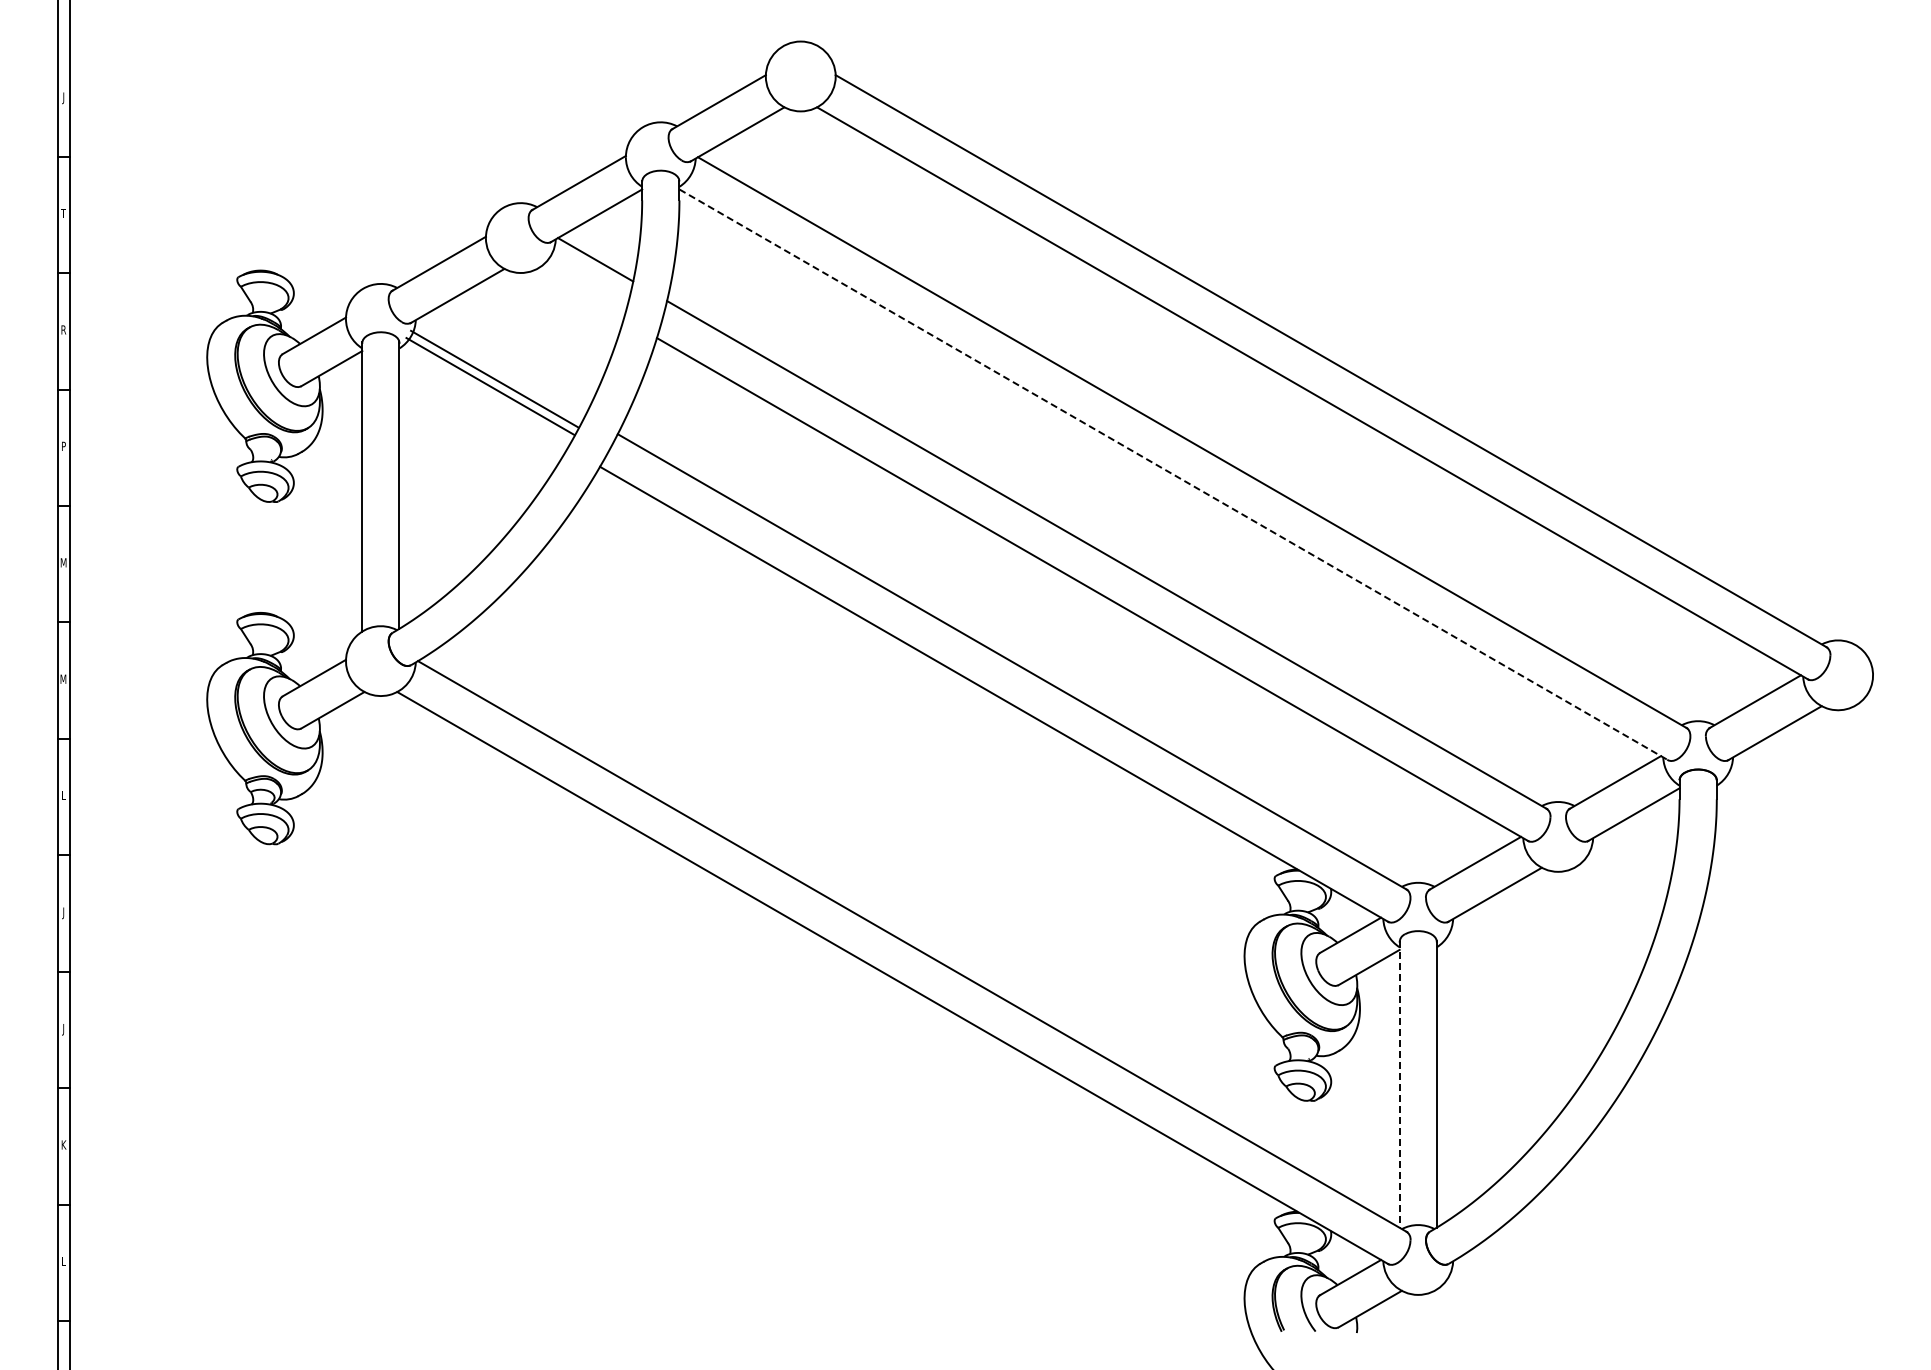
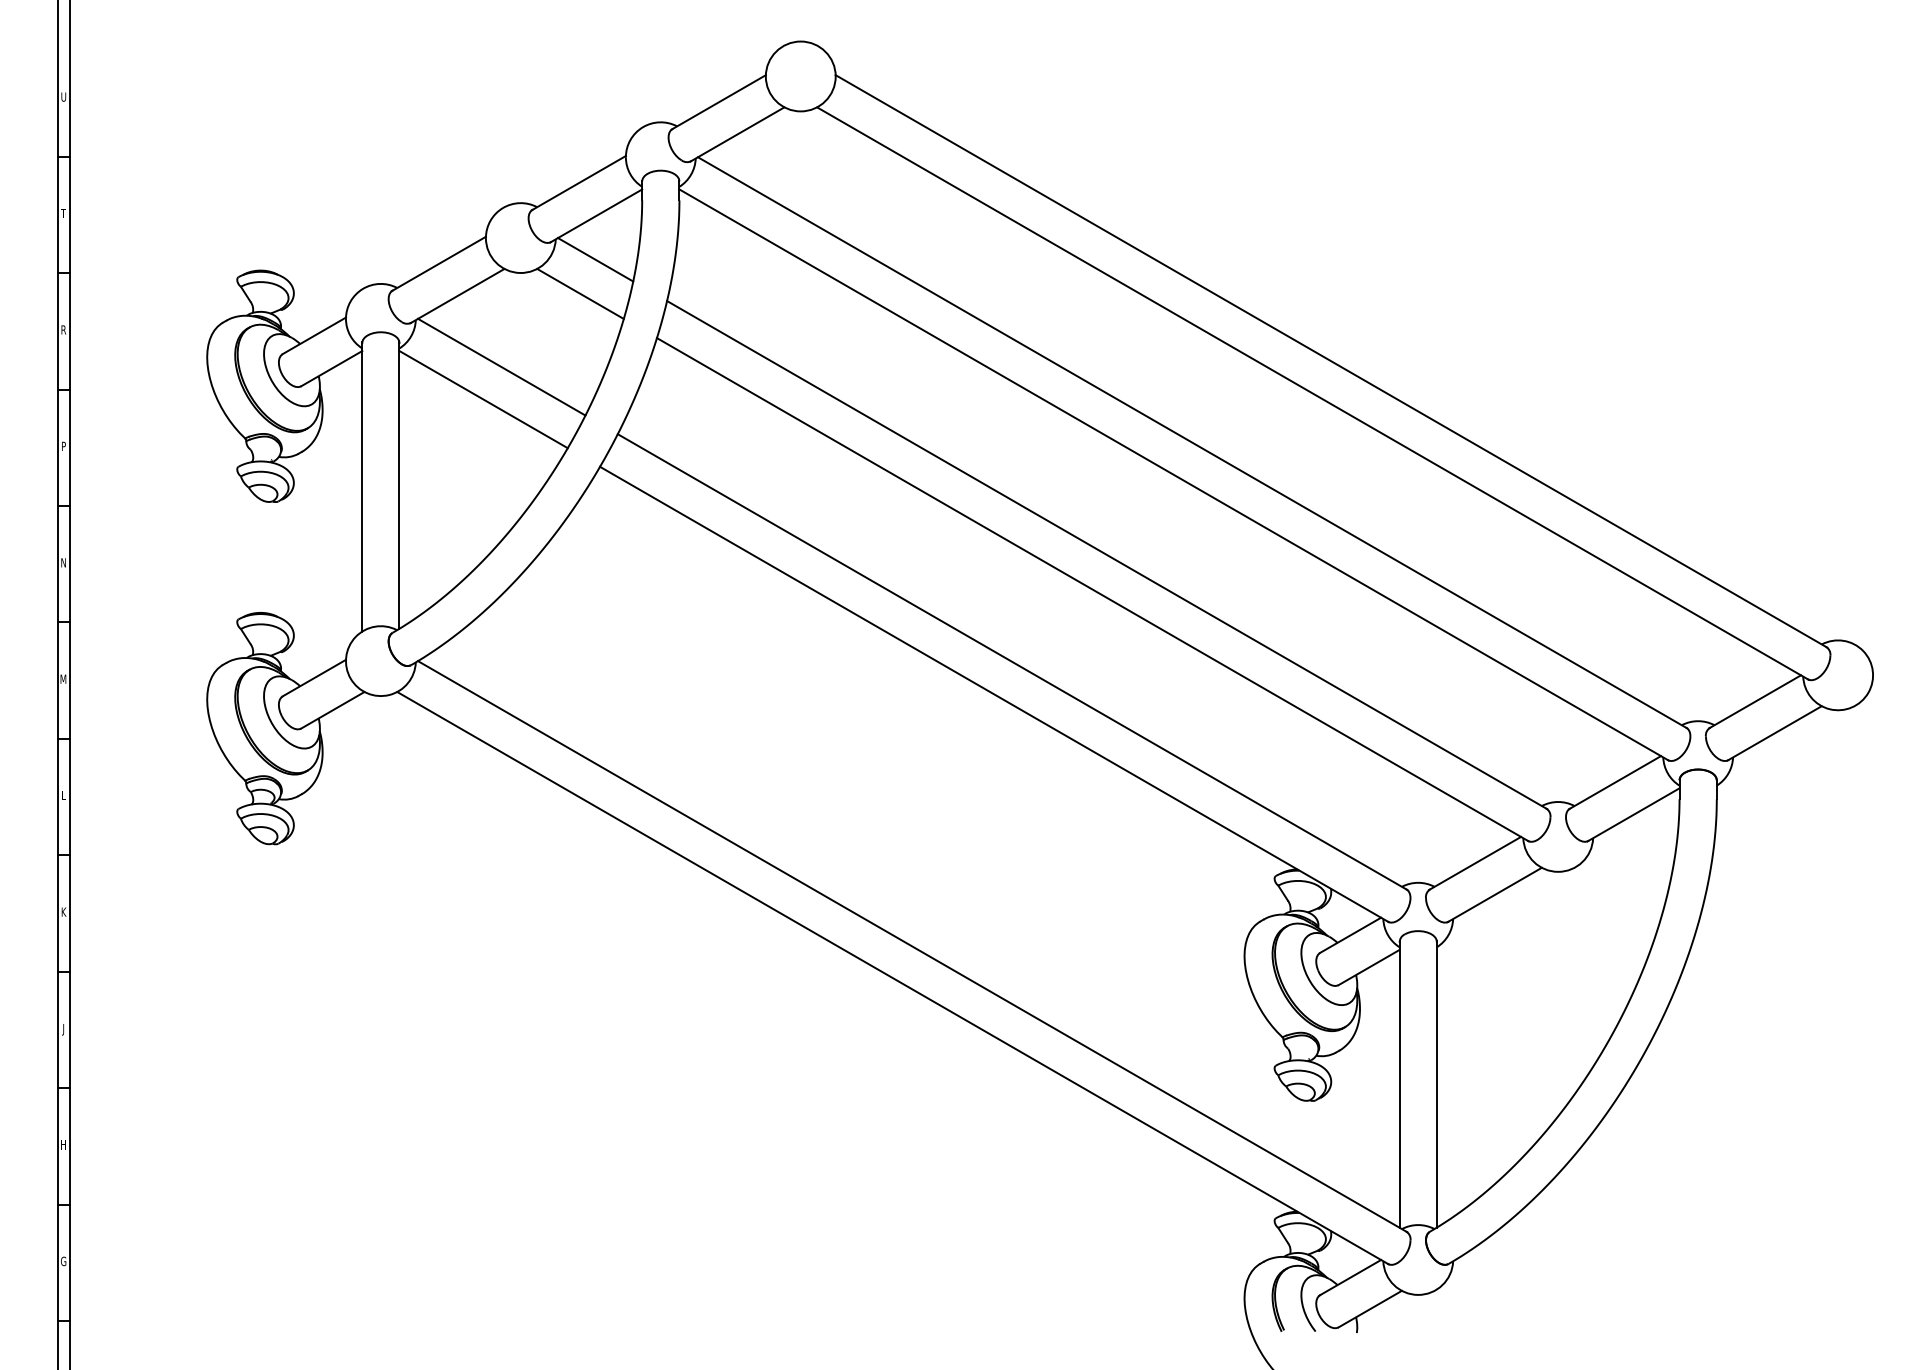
text: J -> U (63, 98)
line: none -> present (580, 293)
line position: (494, 378) -> (501, 366) (501, 366)
line position: (490, 386) -> (483, 399) (483, 399)
line: dashed -> solid (1174, 475)
text: M -> N (63, 562)
text: J -> K (63, 913)
line: dashed -> solid (1399, 1084)
text: K -> H (63, 1144)
text: L -> G (63, 1261)
